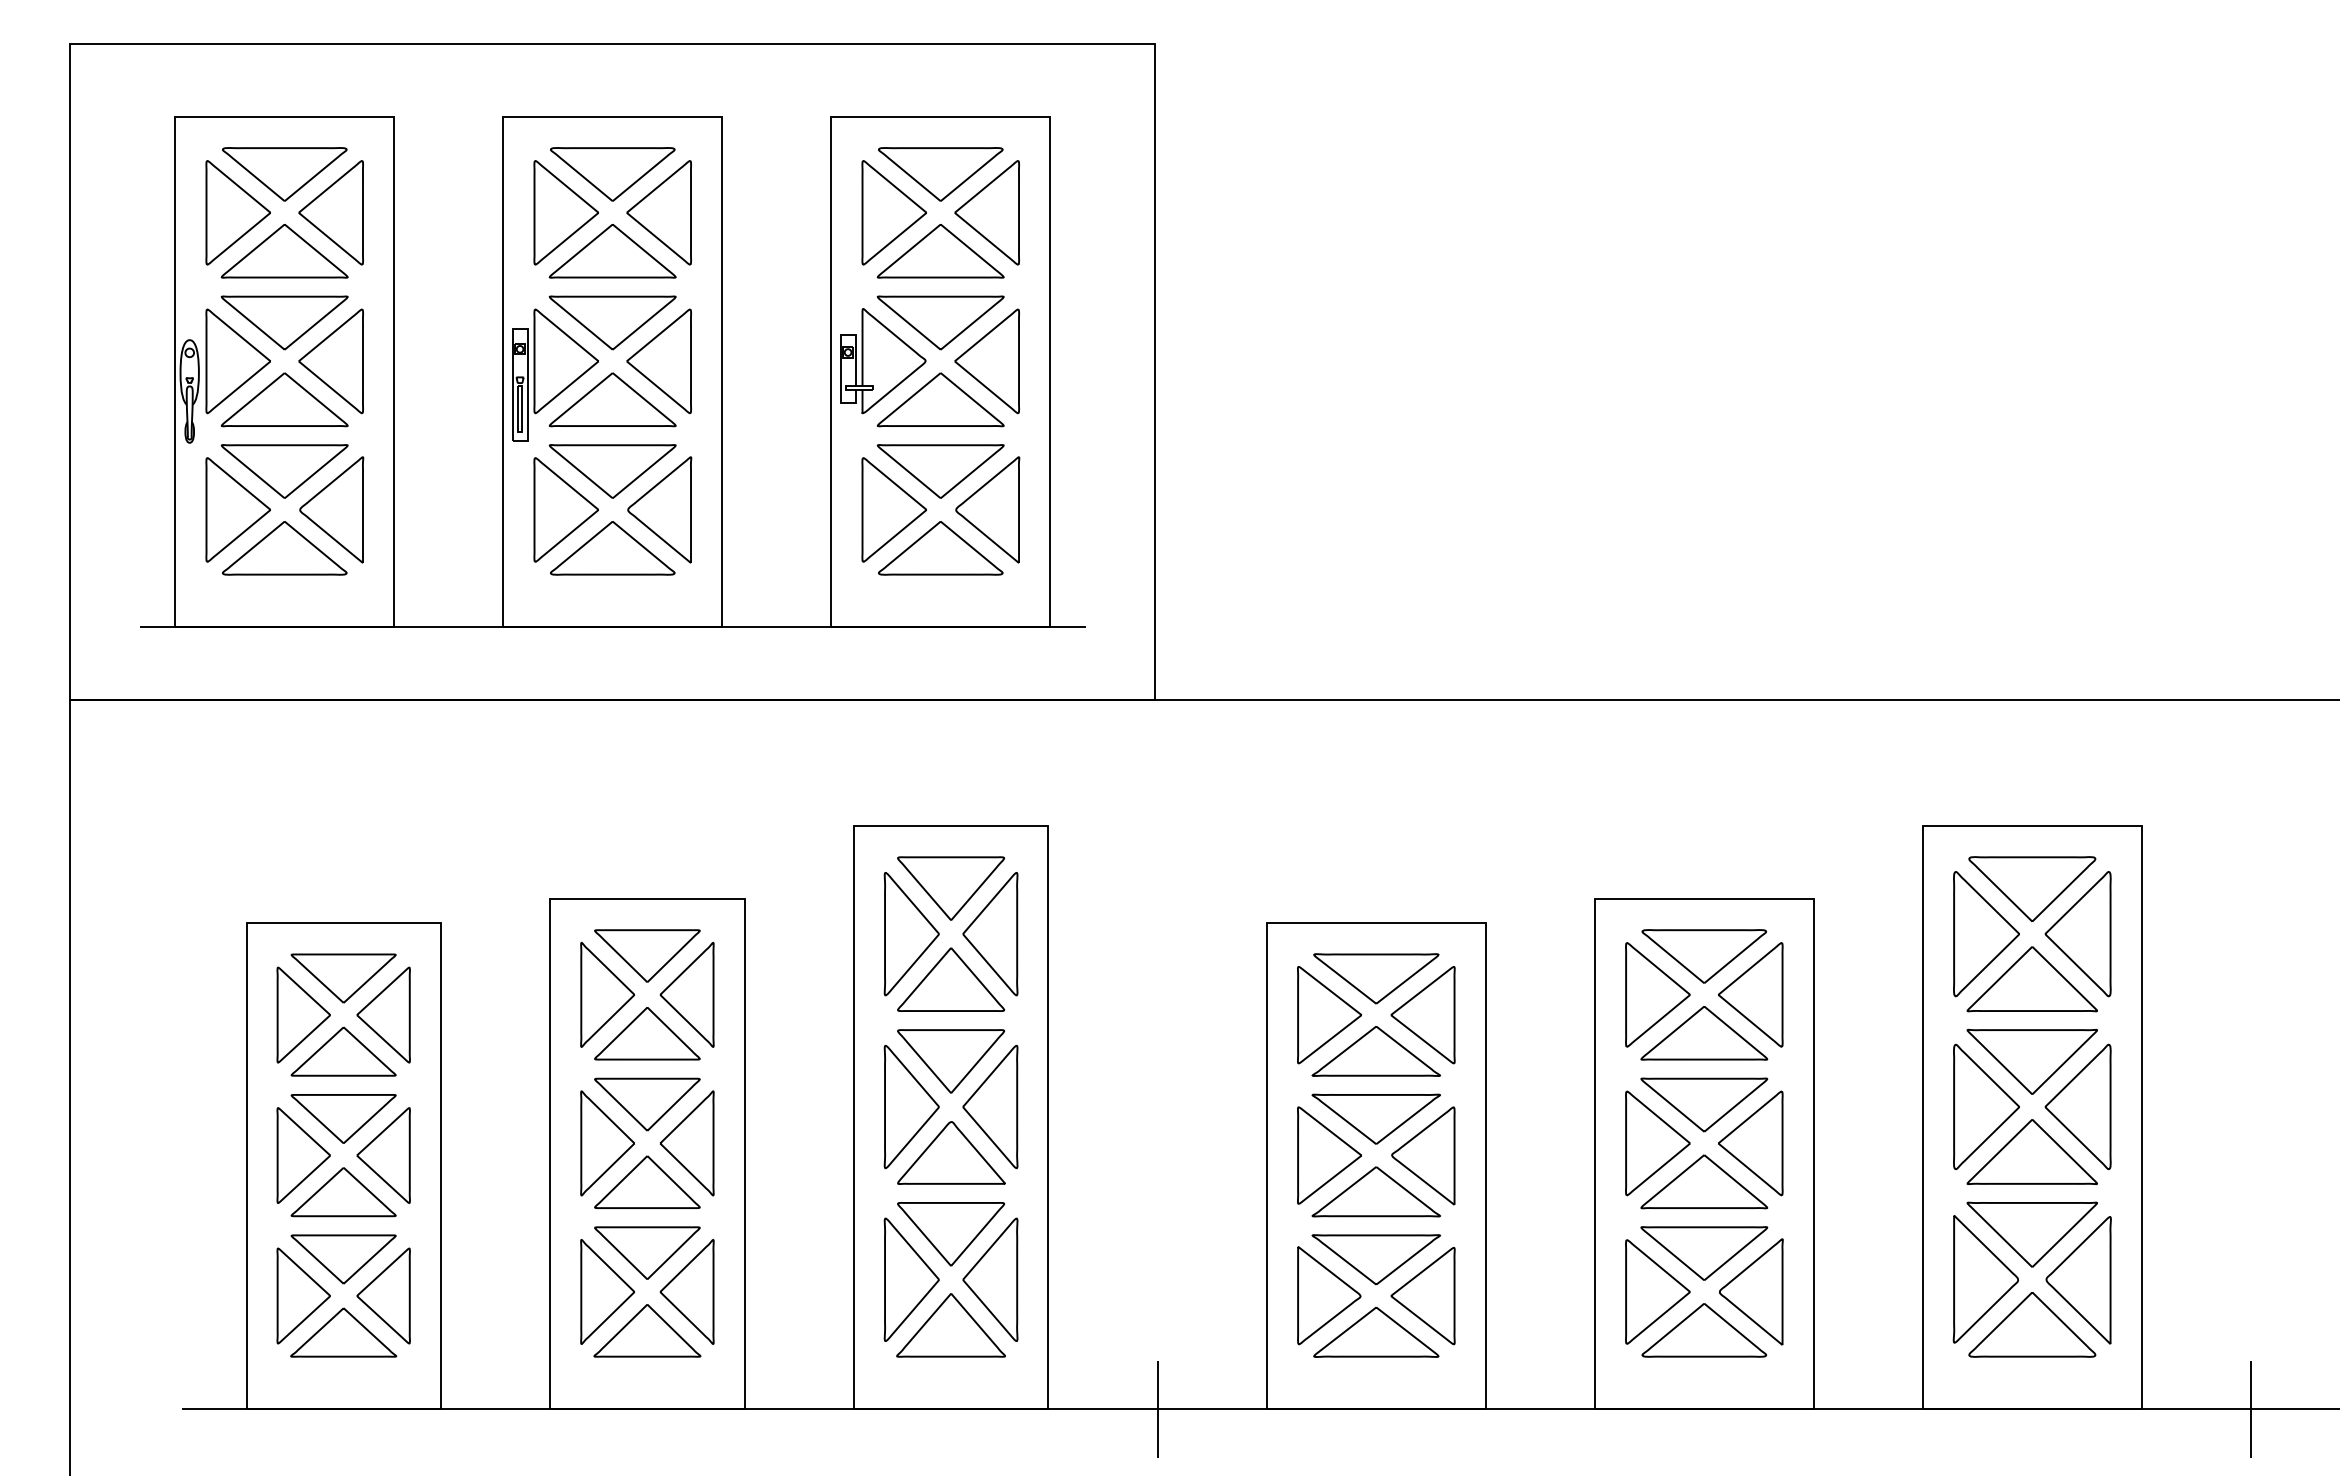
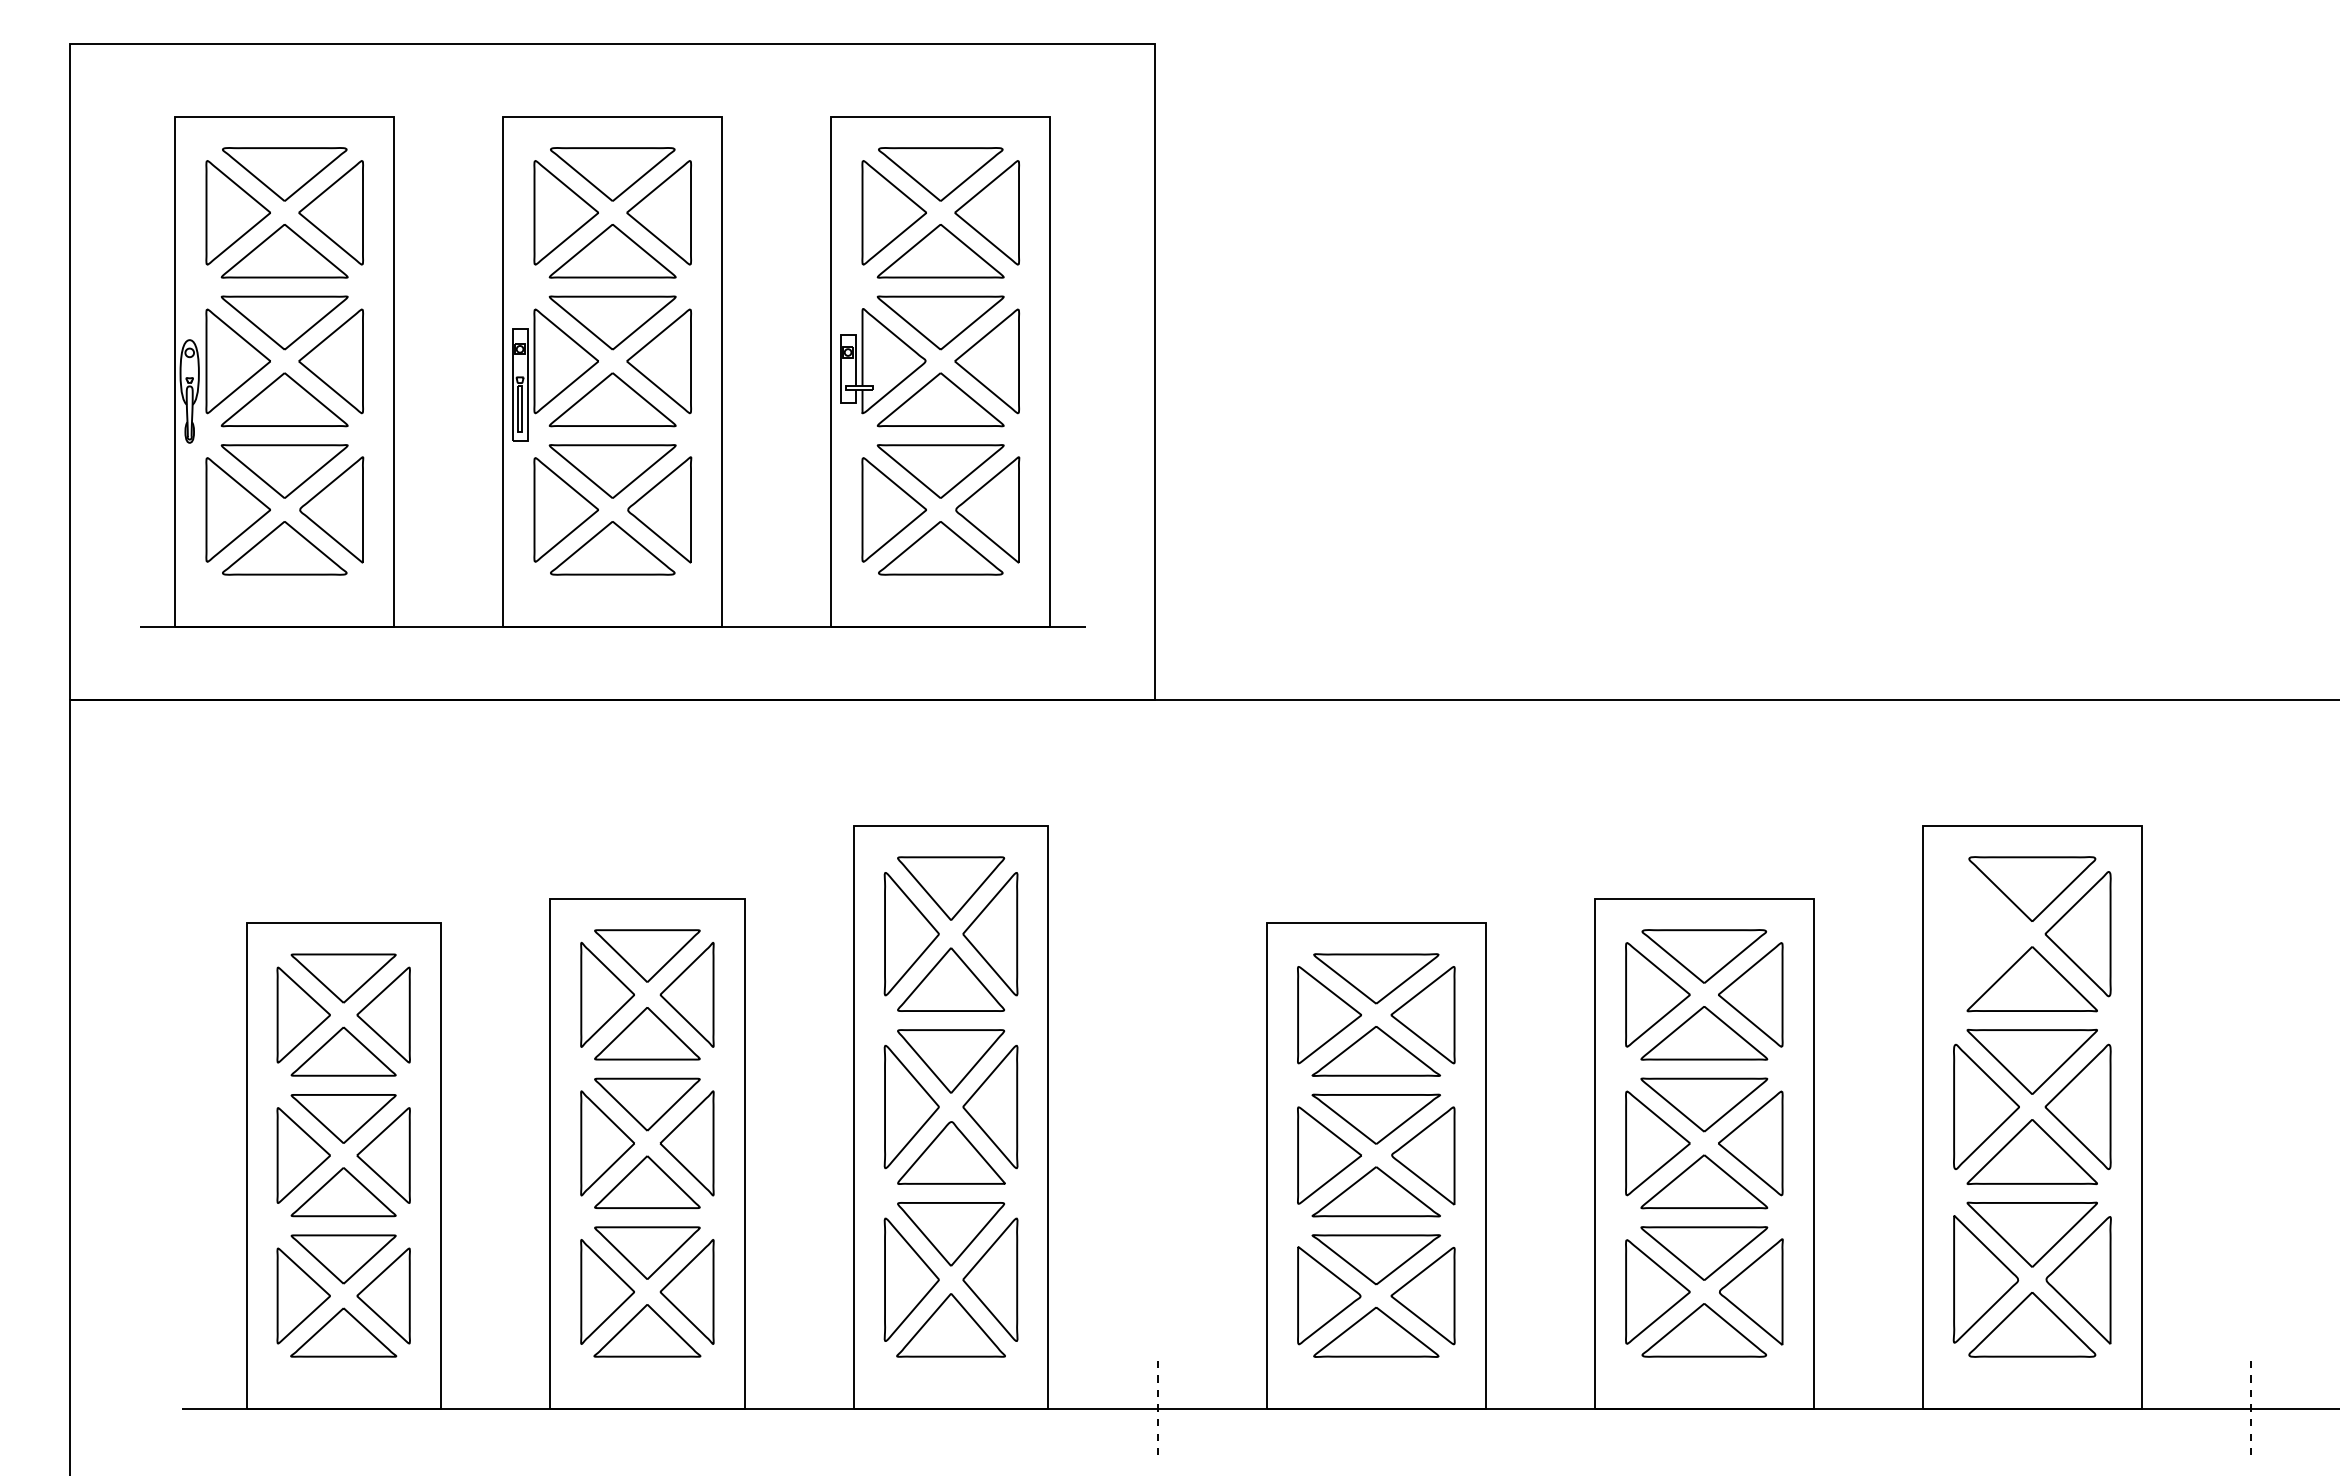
part: present -> none (1986, 934)
line: solid -> dashed (1157, 1409)
line: solid -> dashed (2251, 1409)
